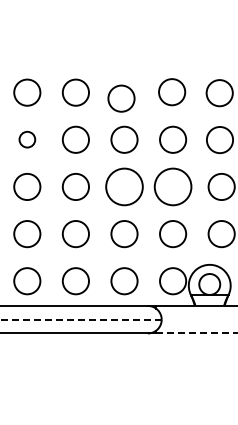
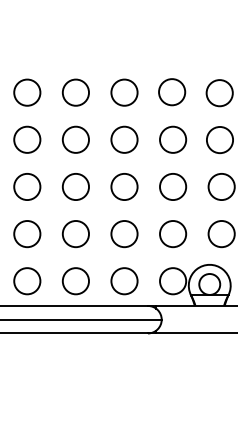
circle position: (121, 98) -> (124, 92) (124, 92)
circle size: 19x18 px -> 29x29 px (27, 139)
circle diameter: 37 px -> 26 px (124, 186)
circle diameter: 37 px -> 26 px (173, 186)
line: dashed -> solid (80, 319)
line: dashed -> solid (197, 333)
